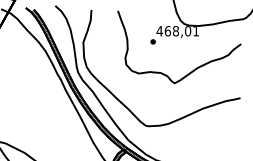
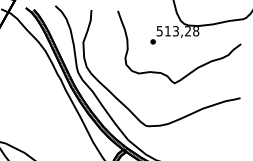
text: 468,01 -> 513,28 (177, 31)
